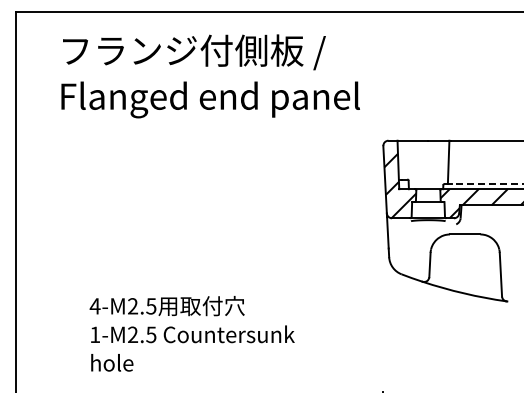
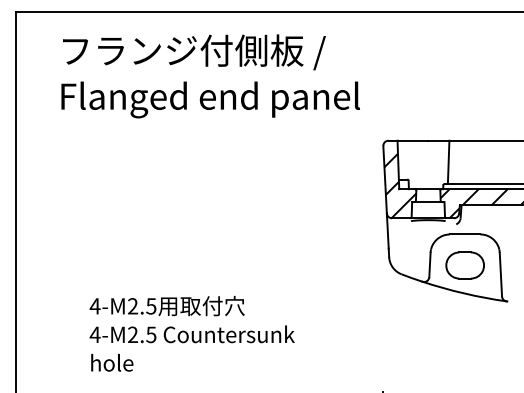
line: dashed -> solid (487, 184)
part: none -> present (464, 265)
text: 1-M2.5 -> 4-M2.5 (94, 334)
